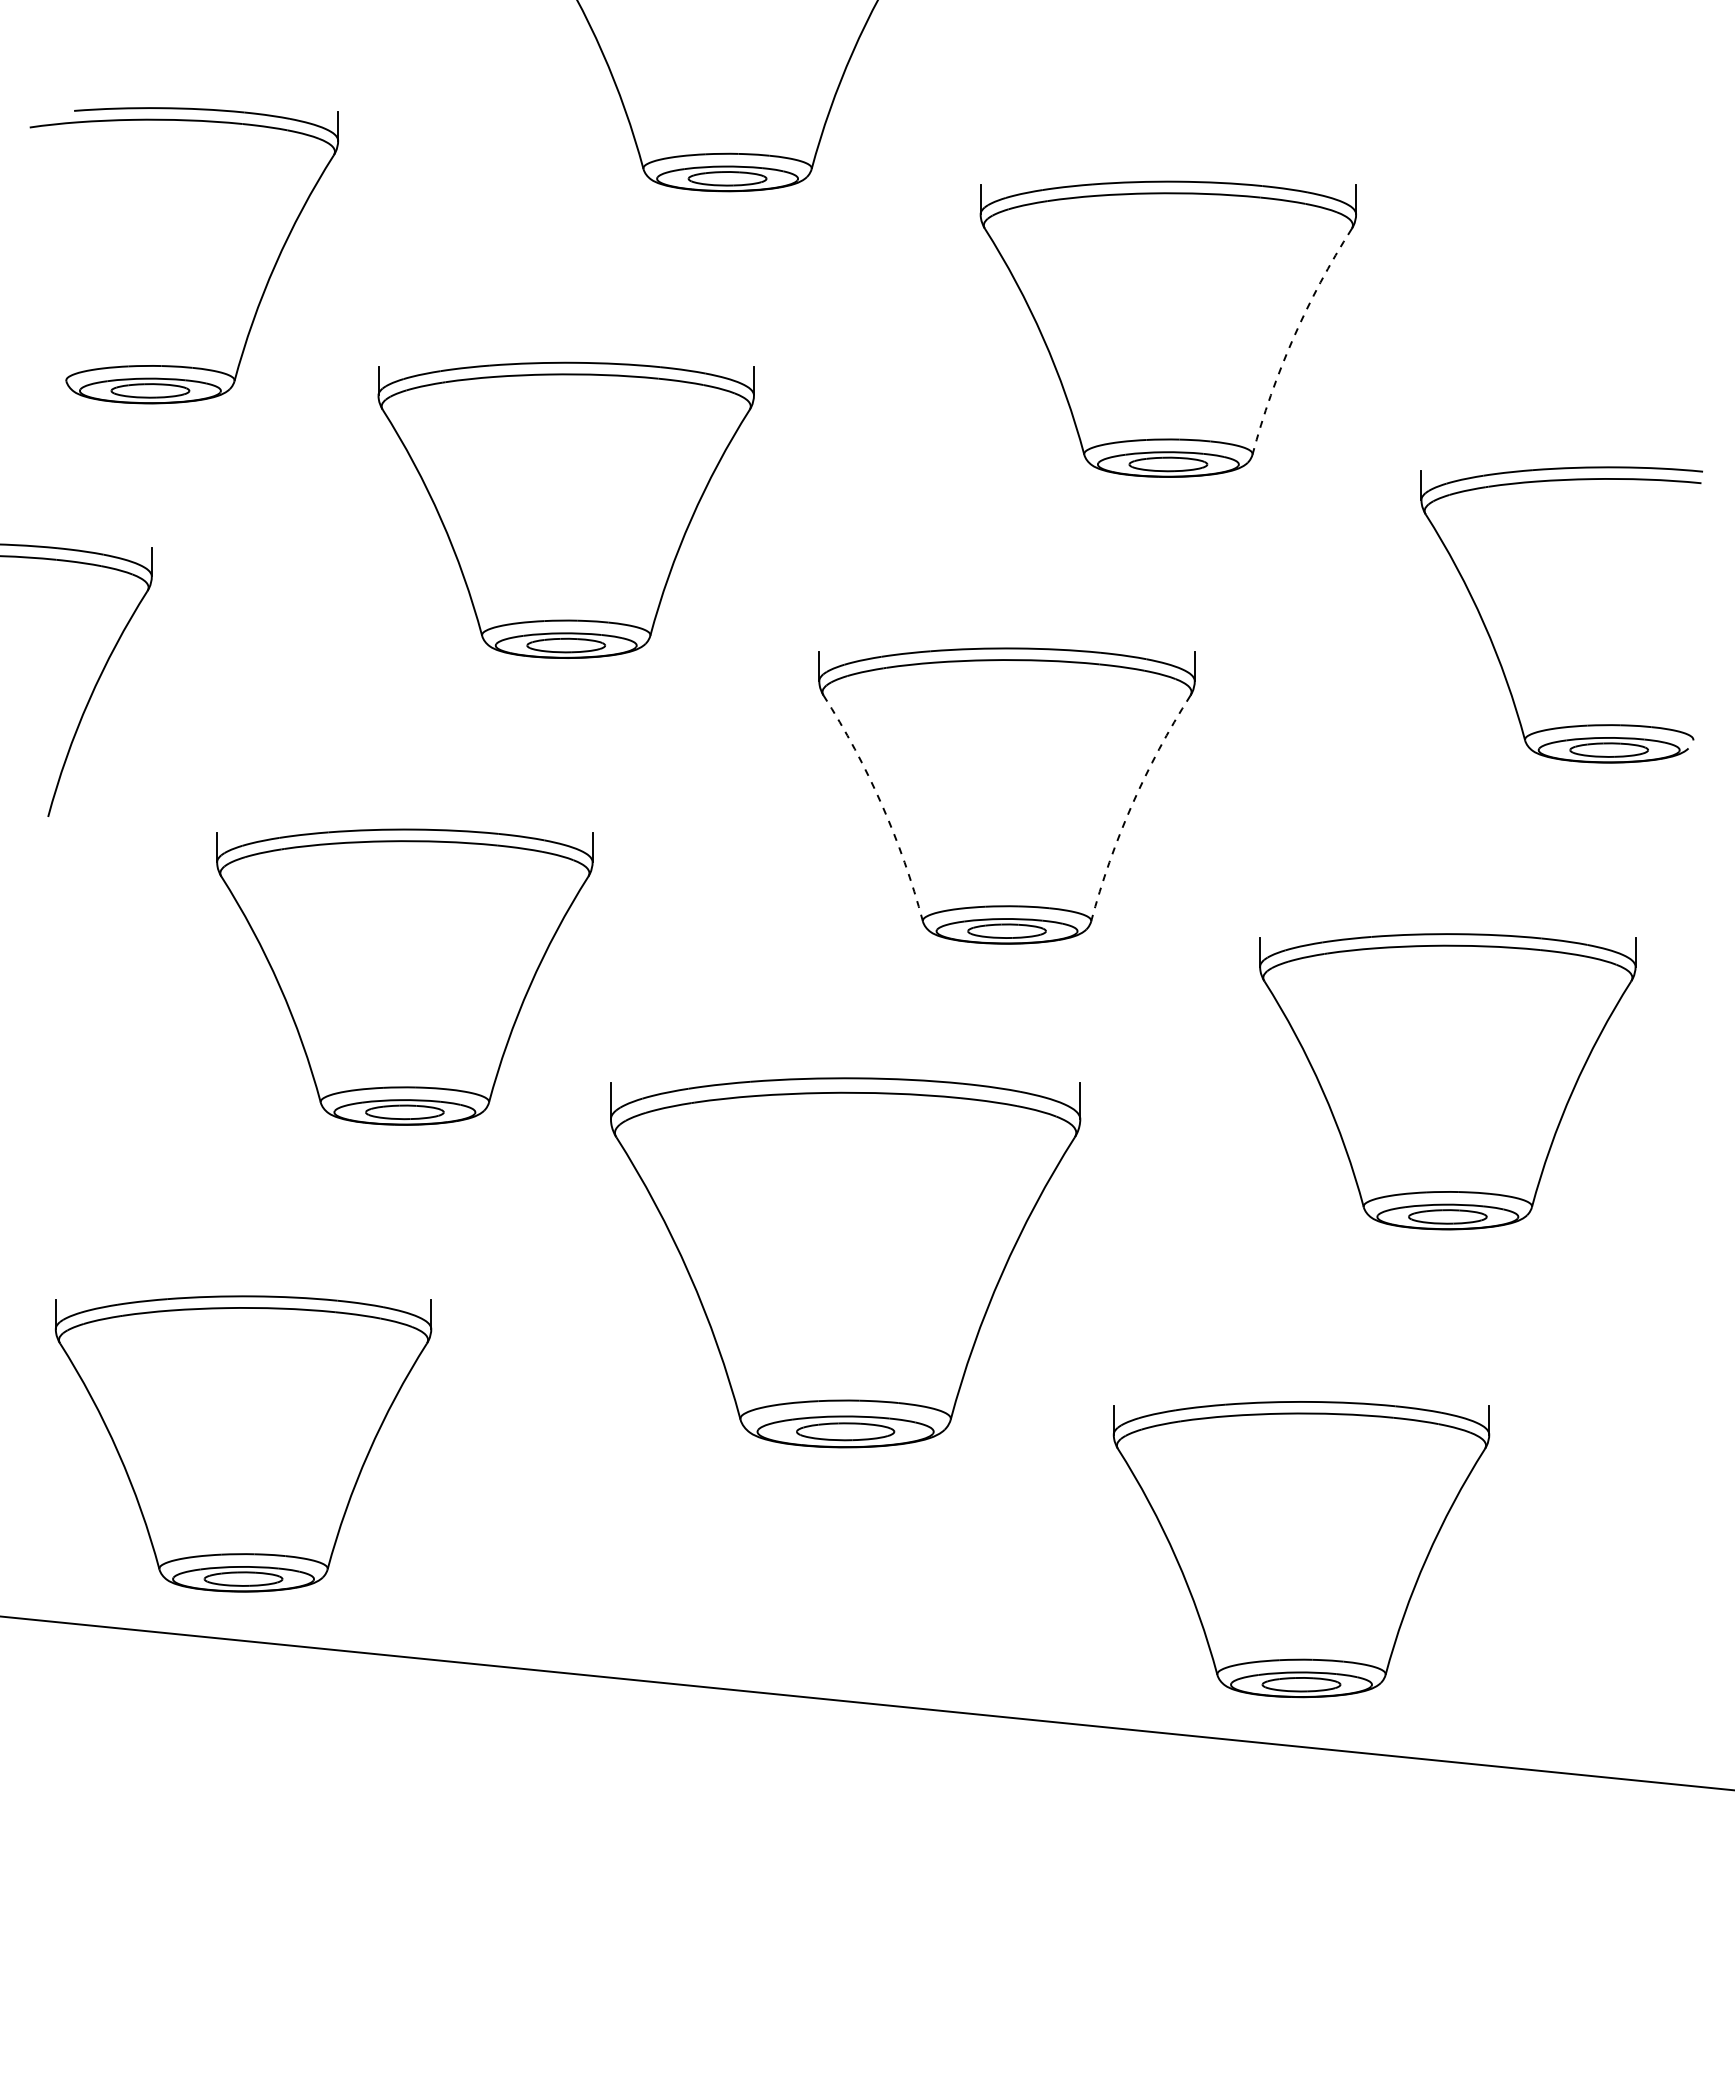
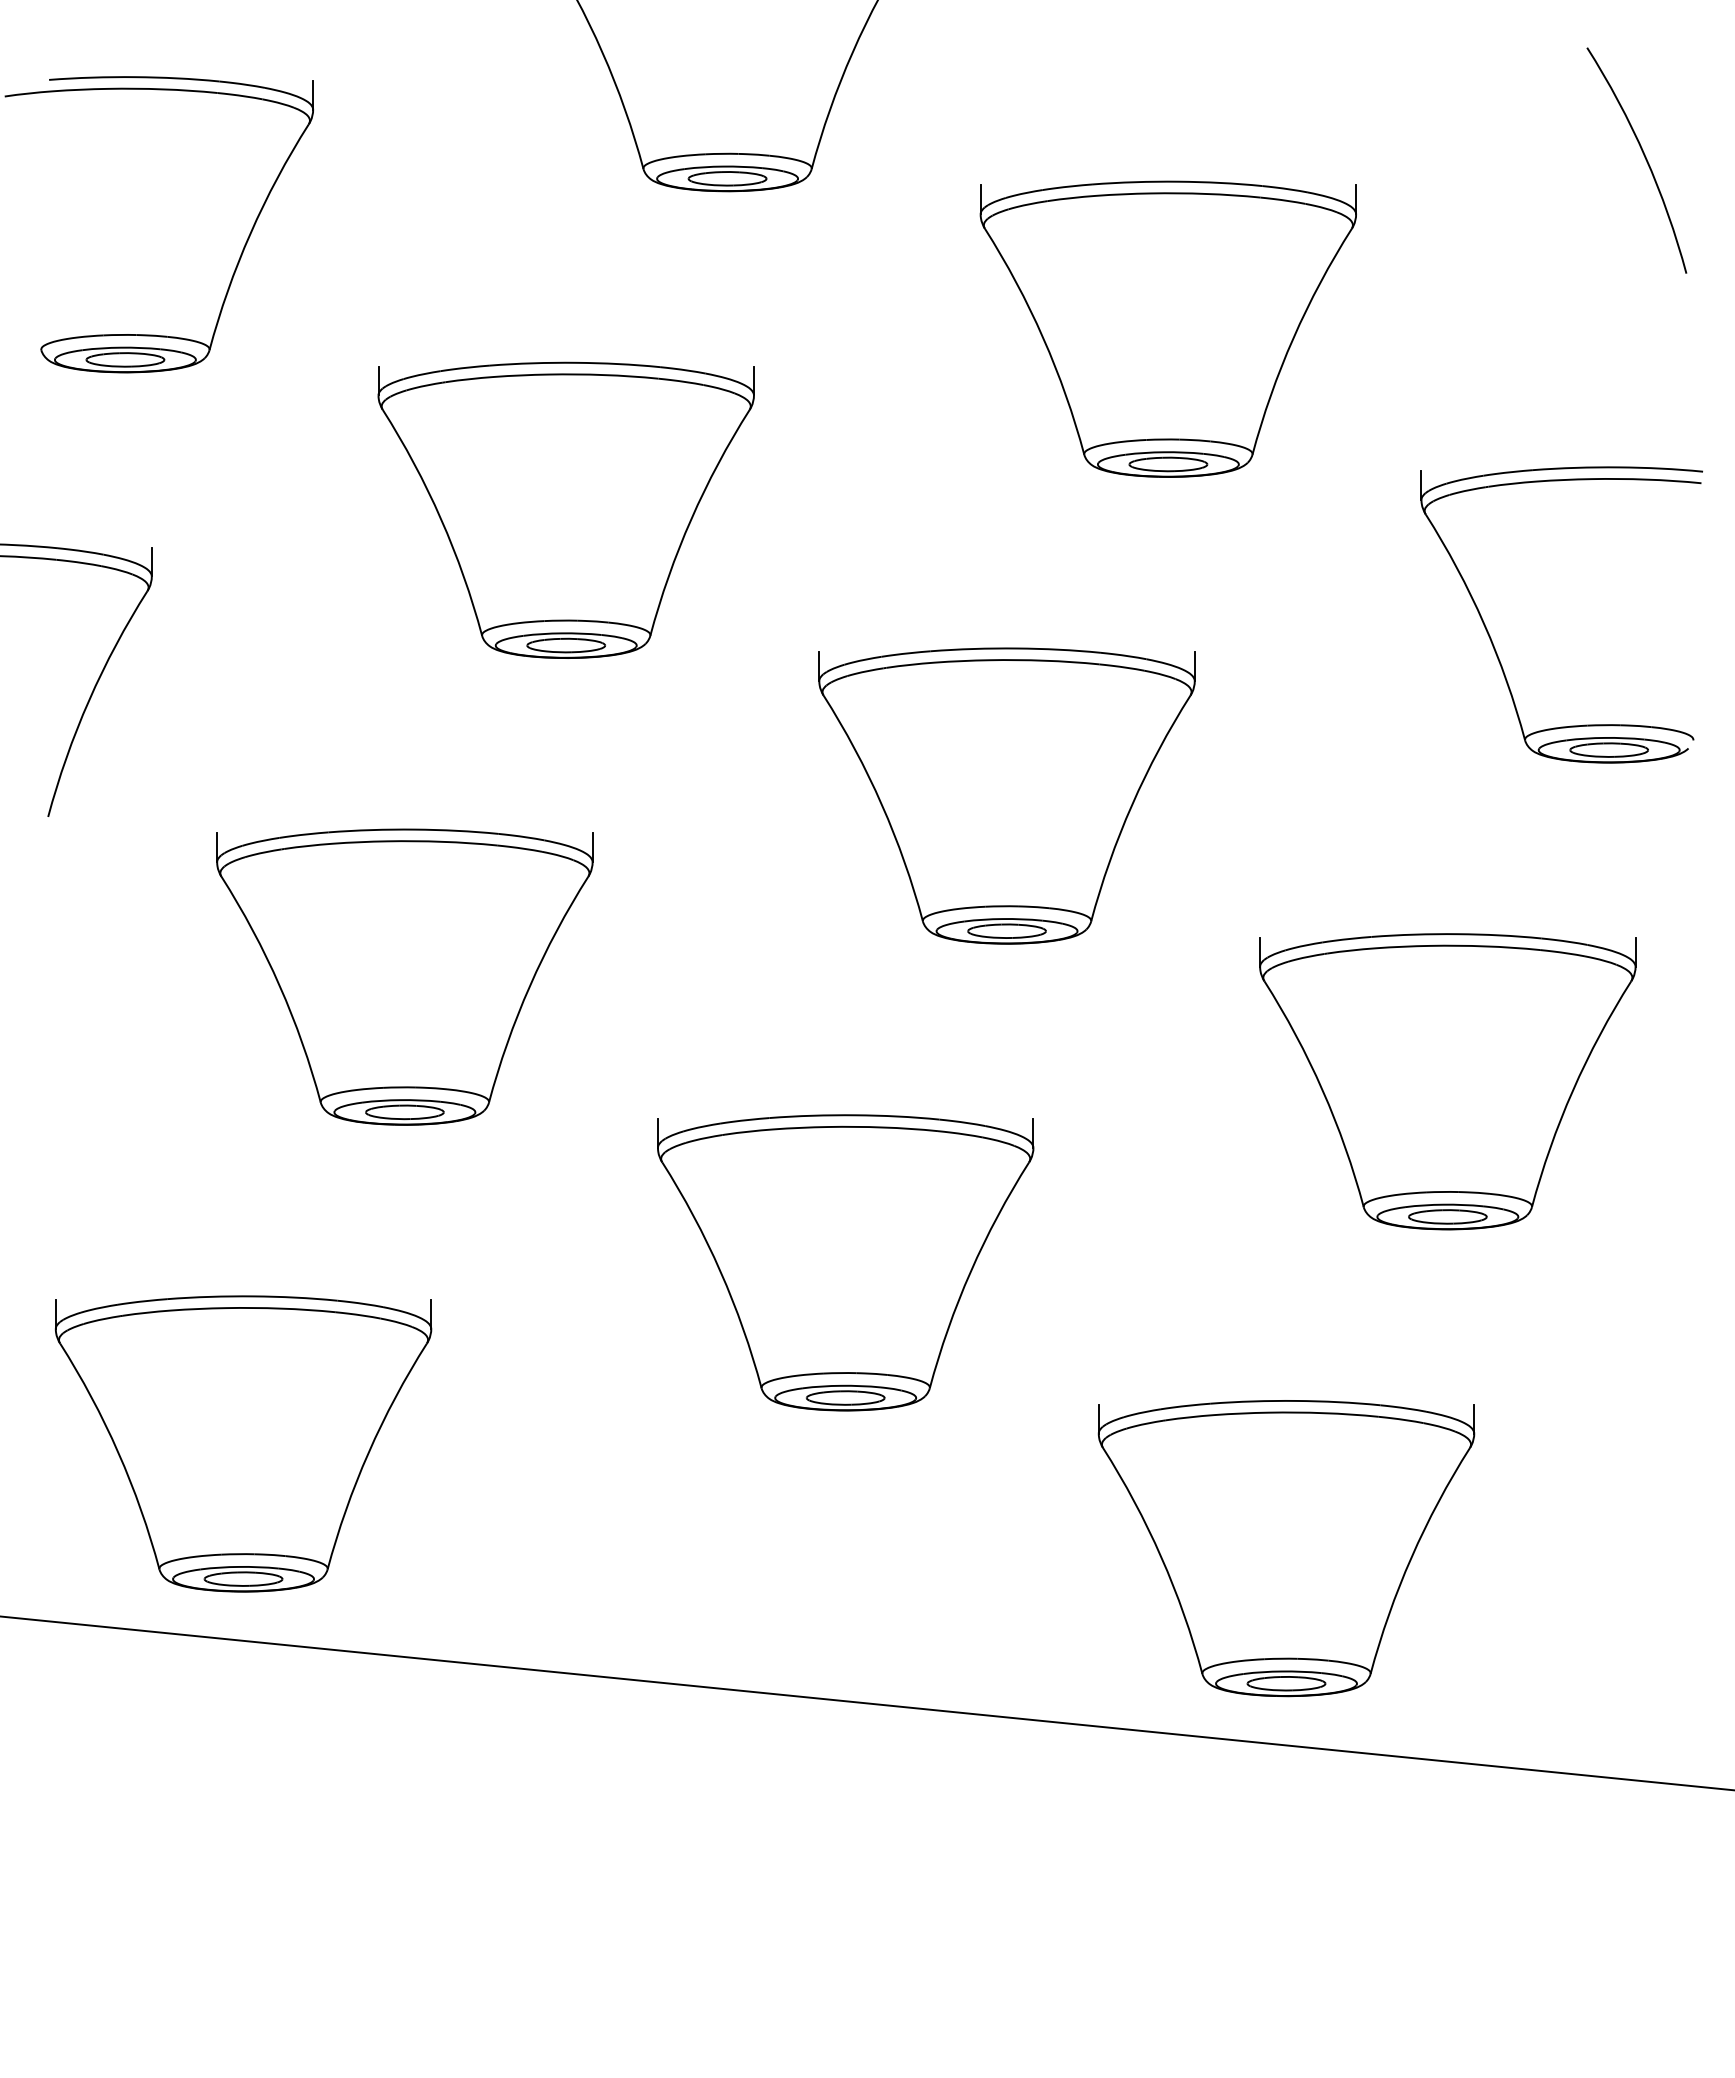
arc: none -> present (1644, 157)
part position: (265, 285) -> (240, 254) (240, 254)
arc: dashed -> solid (1293, 338)
arc: dashed -> solid (881, 804)
arc: dashed -> solid (1132, 804)
part size: 472x372 px -> 378x298 px (845, 1262)
part position: (1301, 1549) -> (1286, 1548) (1286, 1548)
